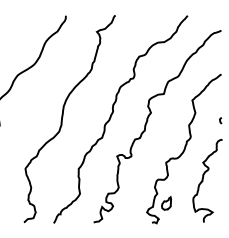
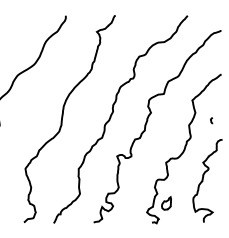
curve position: (220, 120) -> (211, 120) (211, 120)
